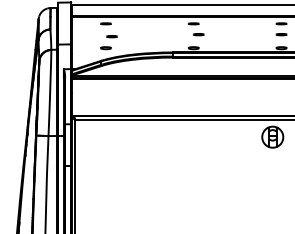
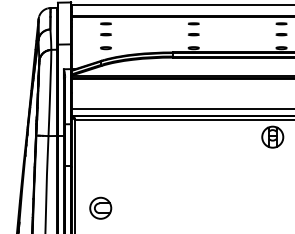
part position: (198, 34) -> (193, 34) (193, 34)
part position: (111, 36) -> (105, 34) (105, 34)
line: none -> present (181, 108)
part: none -> present (100, 207)
